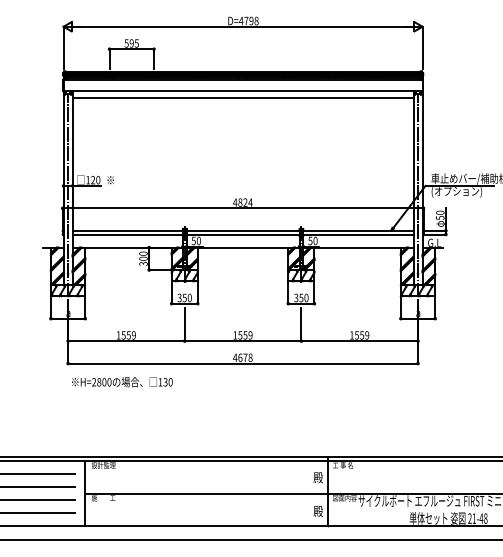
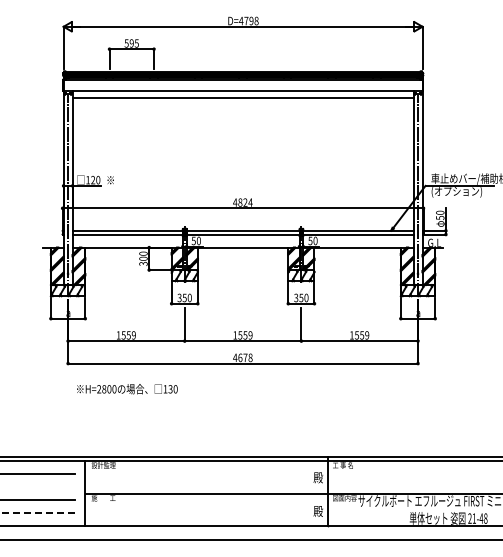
text position: (122, 382) -> (127, 389) (127, 389)
line: present -> none (38, 486)
line: solid -> dashed (38, 513)
